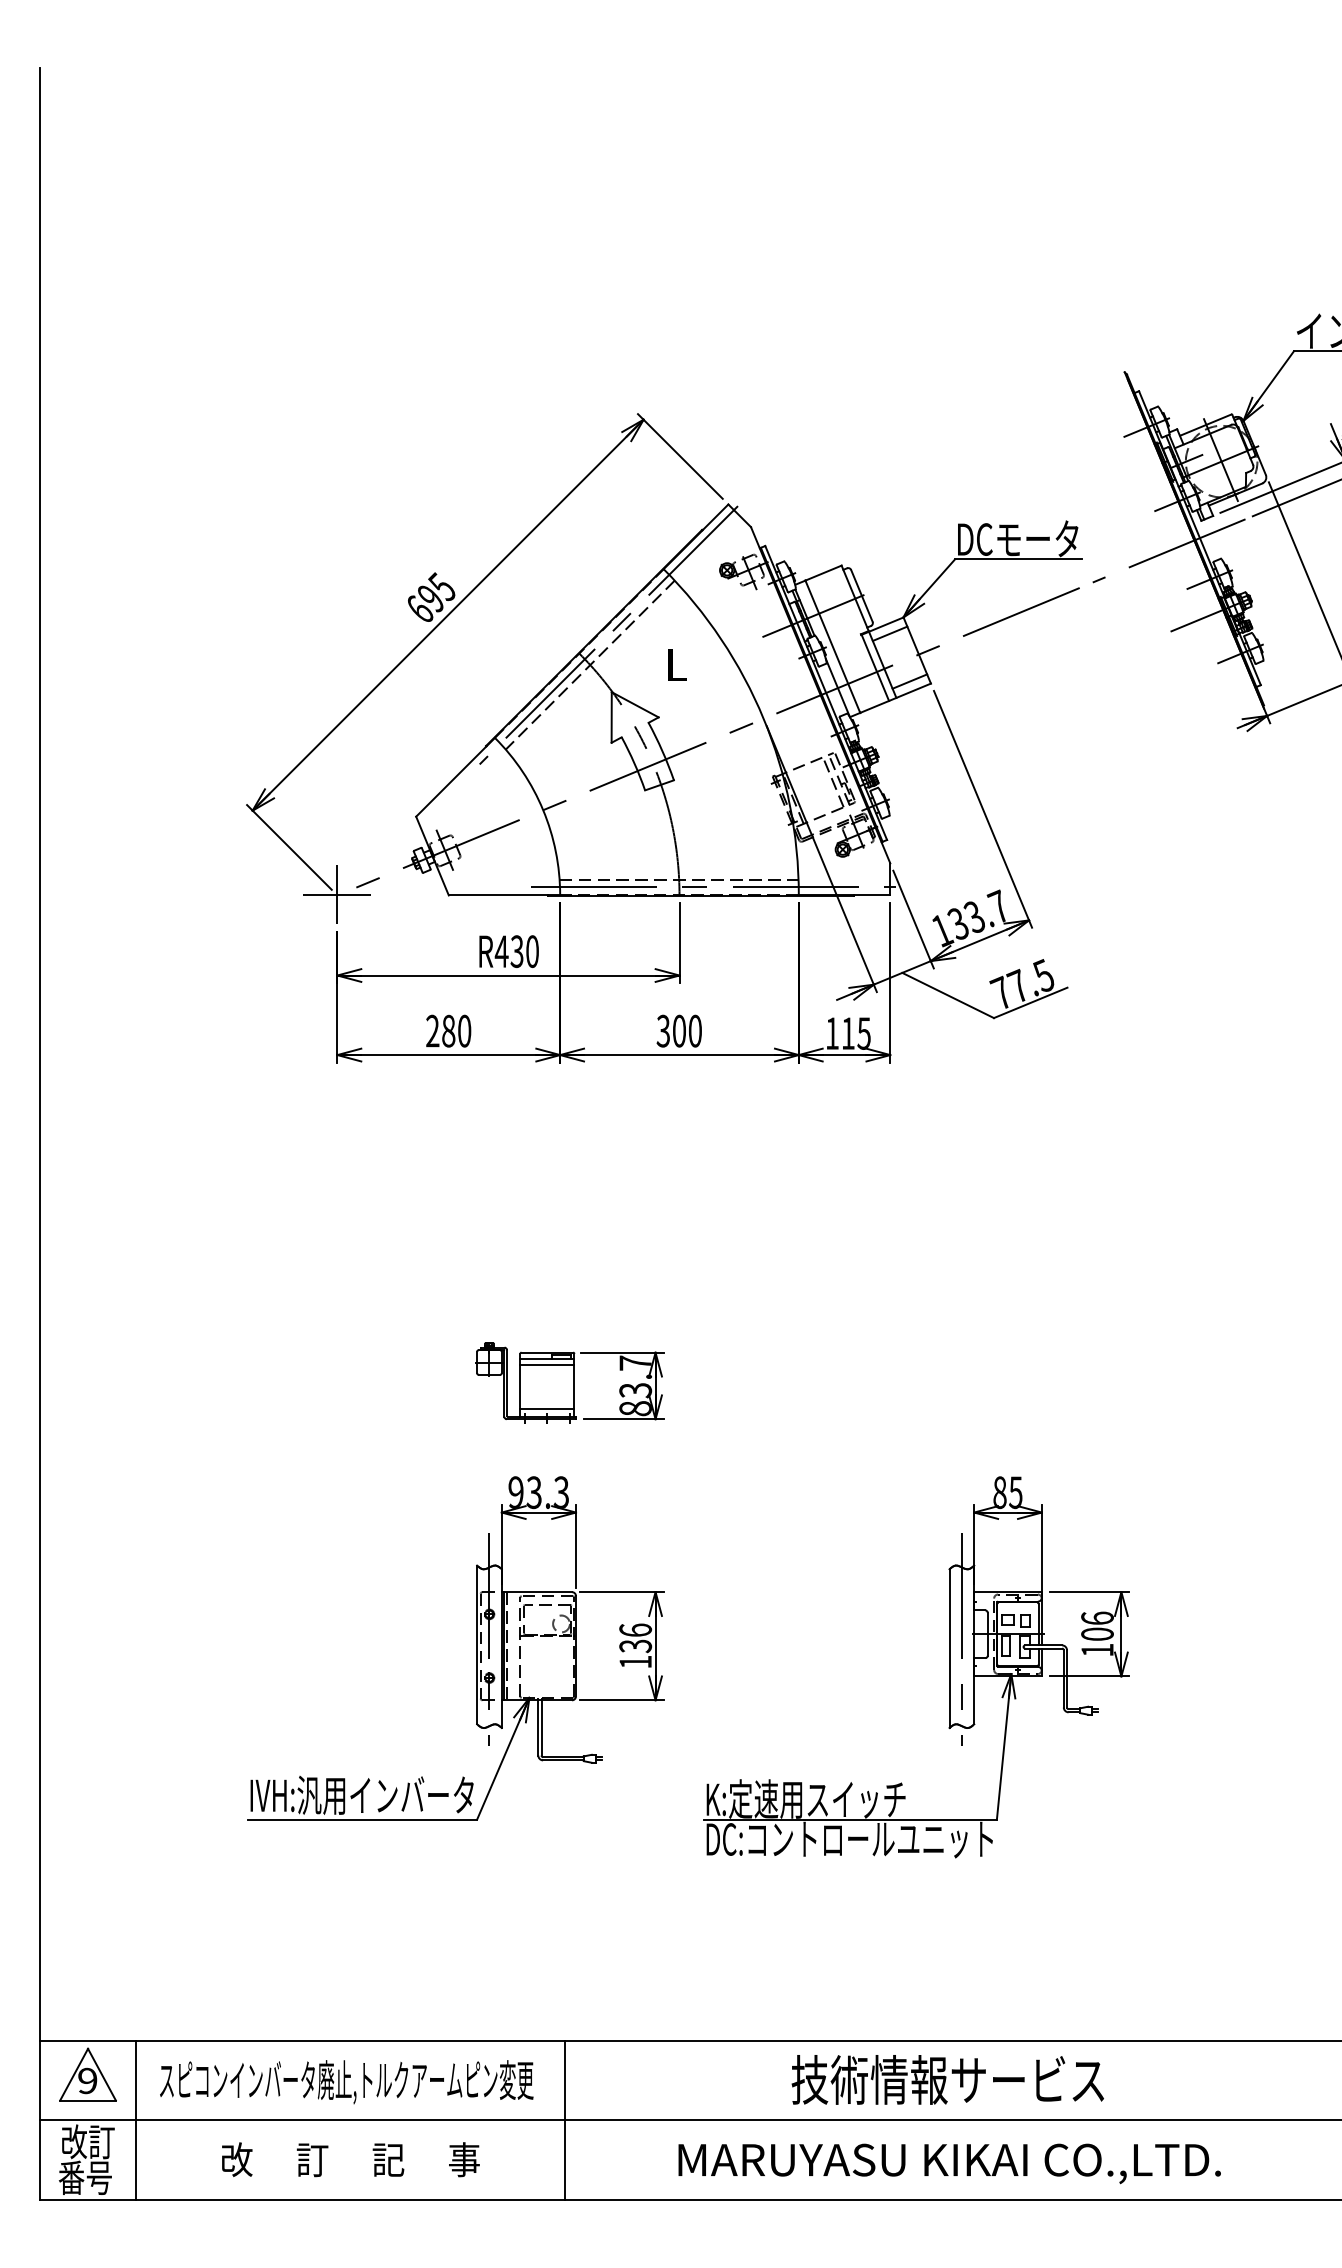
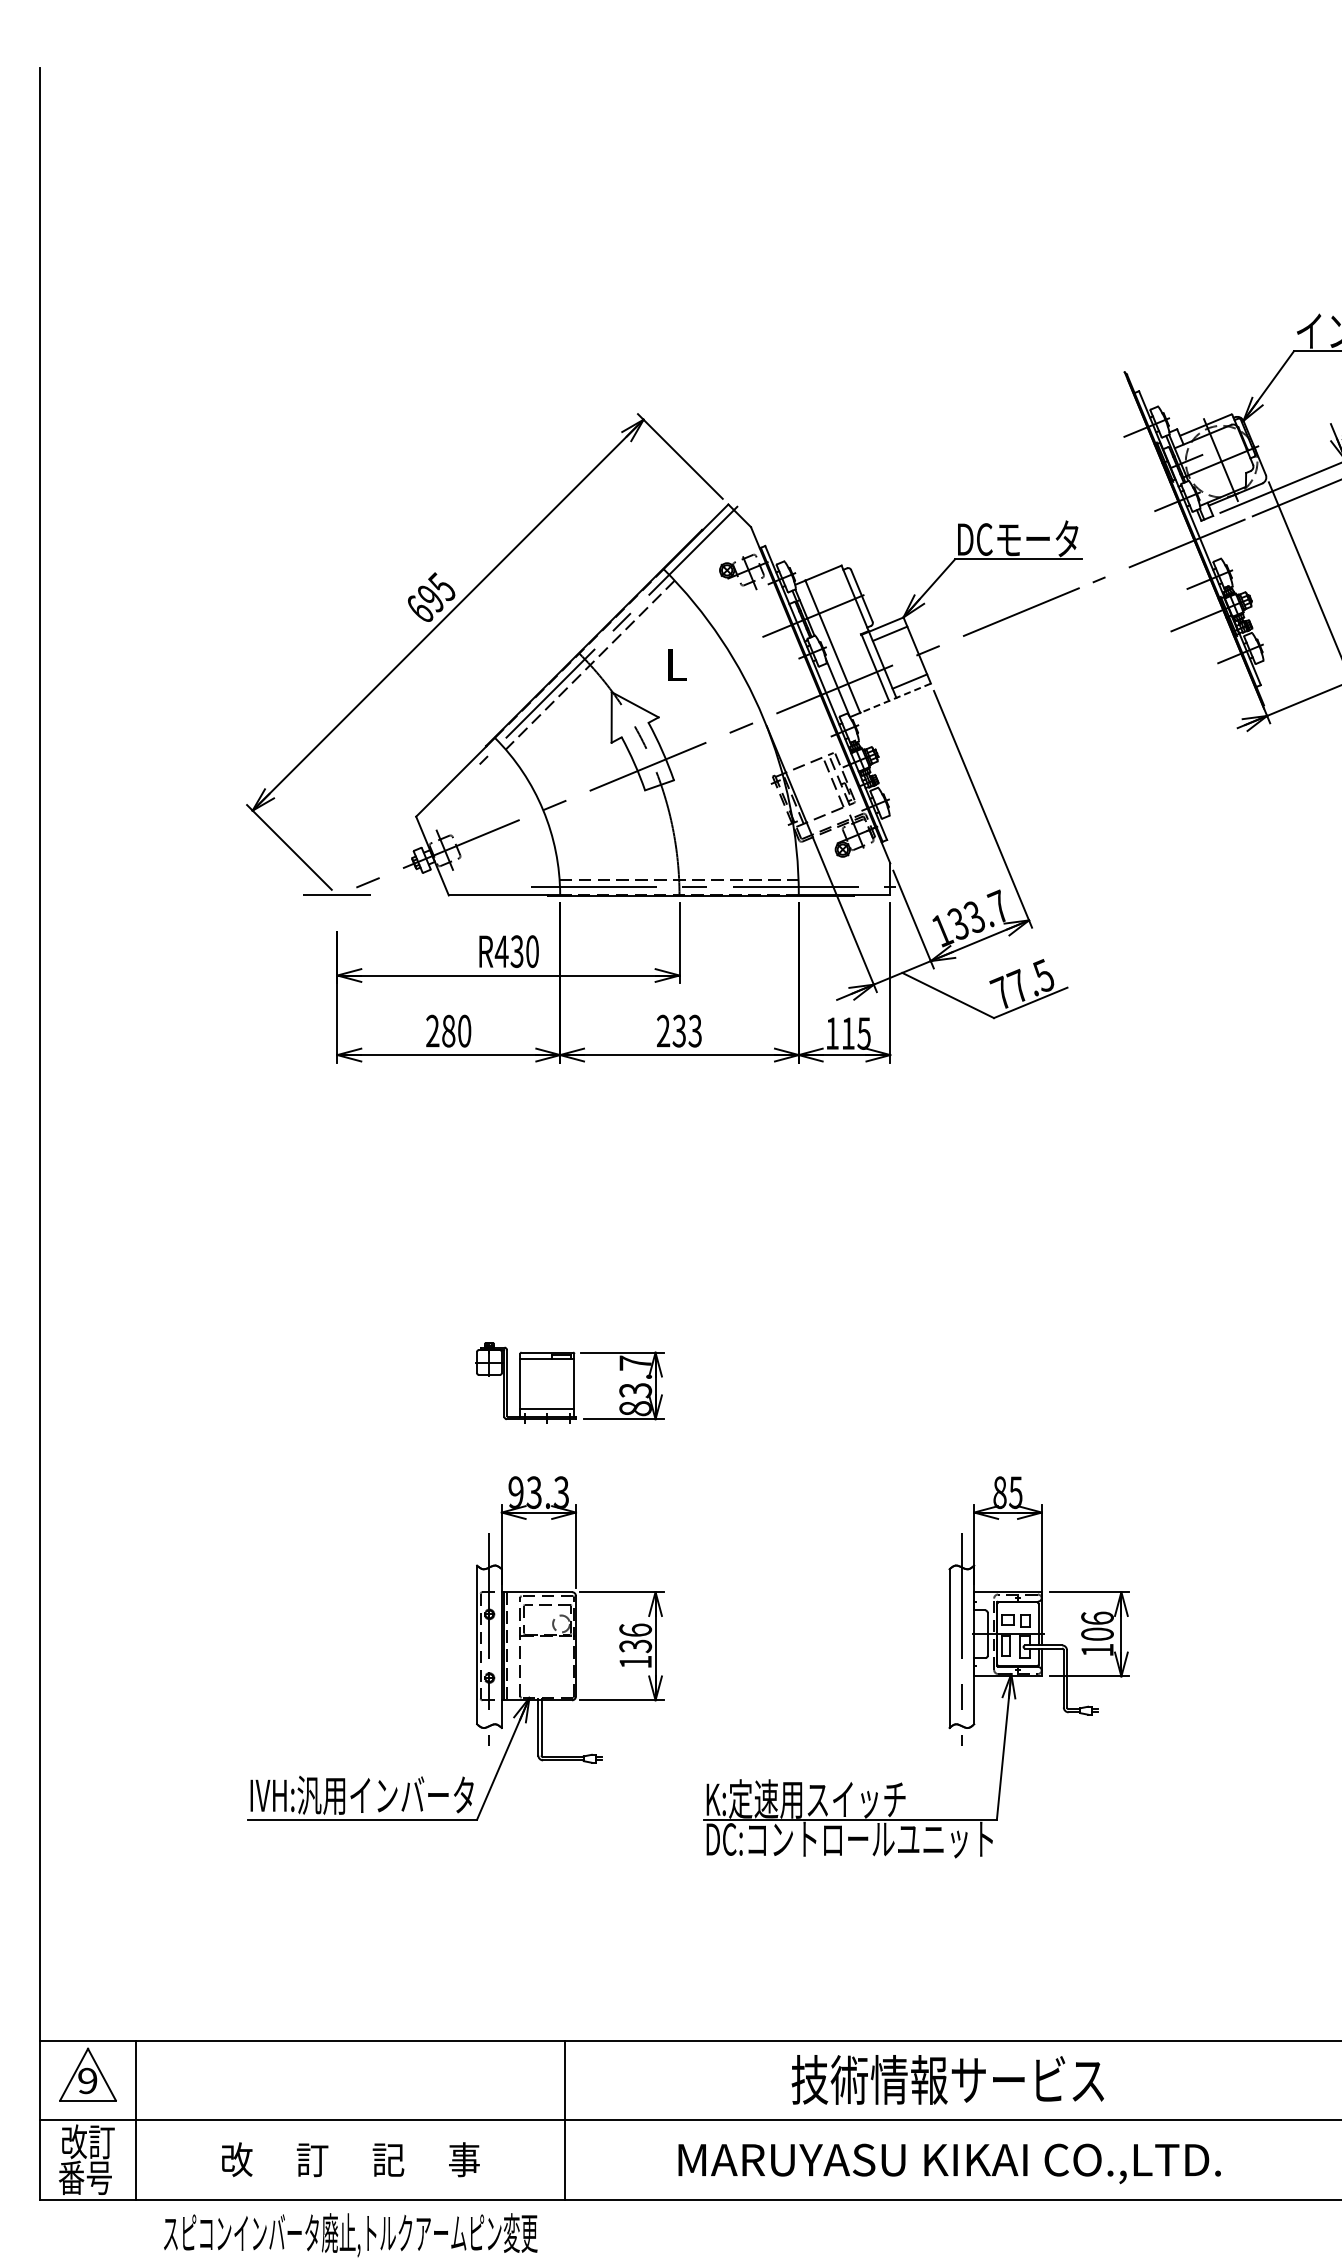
line: solid -> dashed (895, 698)
line: present -> none (337, 894)
text: 300 -> 233 (678, 1030)
line: present -> none (547, 1365)
text position: (346, 2082) -> (350, 2235) (350, 2235)
